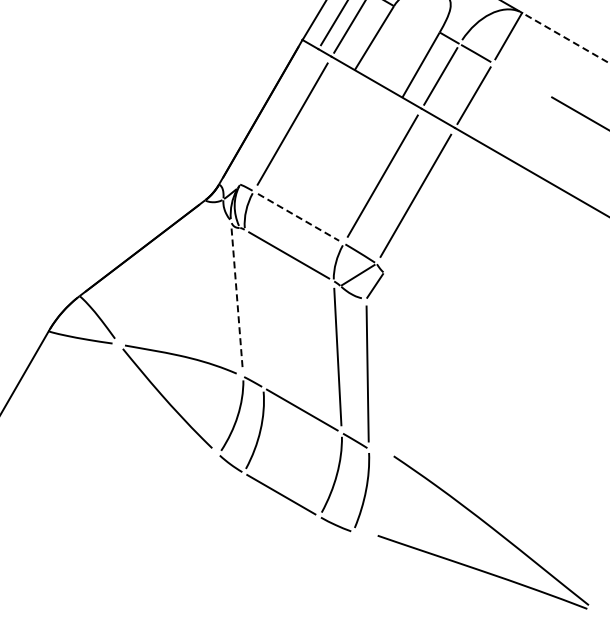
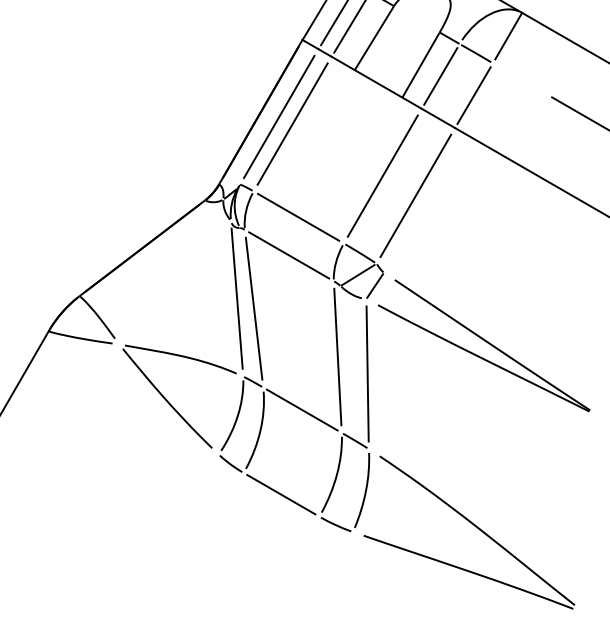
line: dashed -> solid (565, 37)
line: none -> present (278, 116)
line: dashed -> solid (298, 217)
line: dashed -> solid (237, 299)
line: none -> present (253, 308)
part: none -> present (483, 345)
part position: (488, 526) -> (474, 526) (474, 526)
